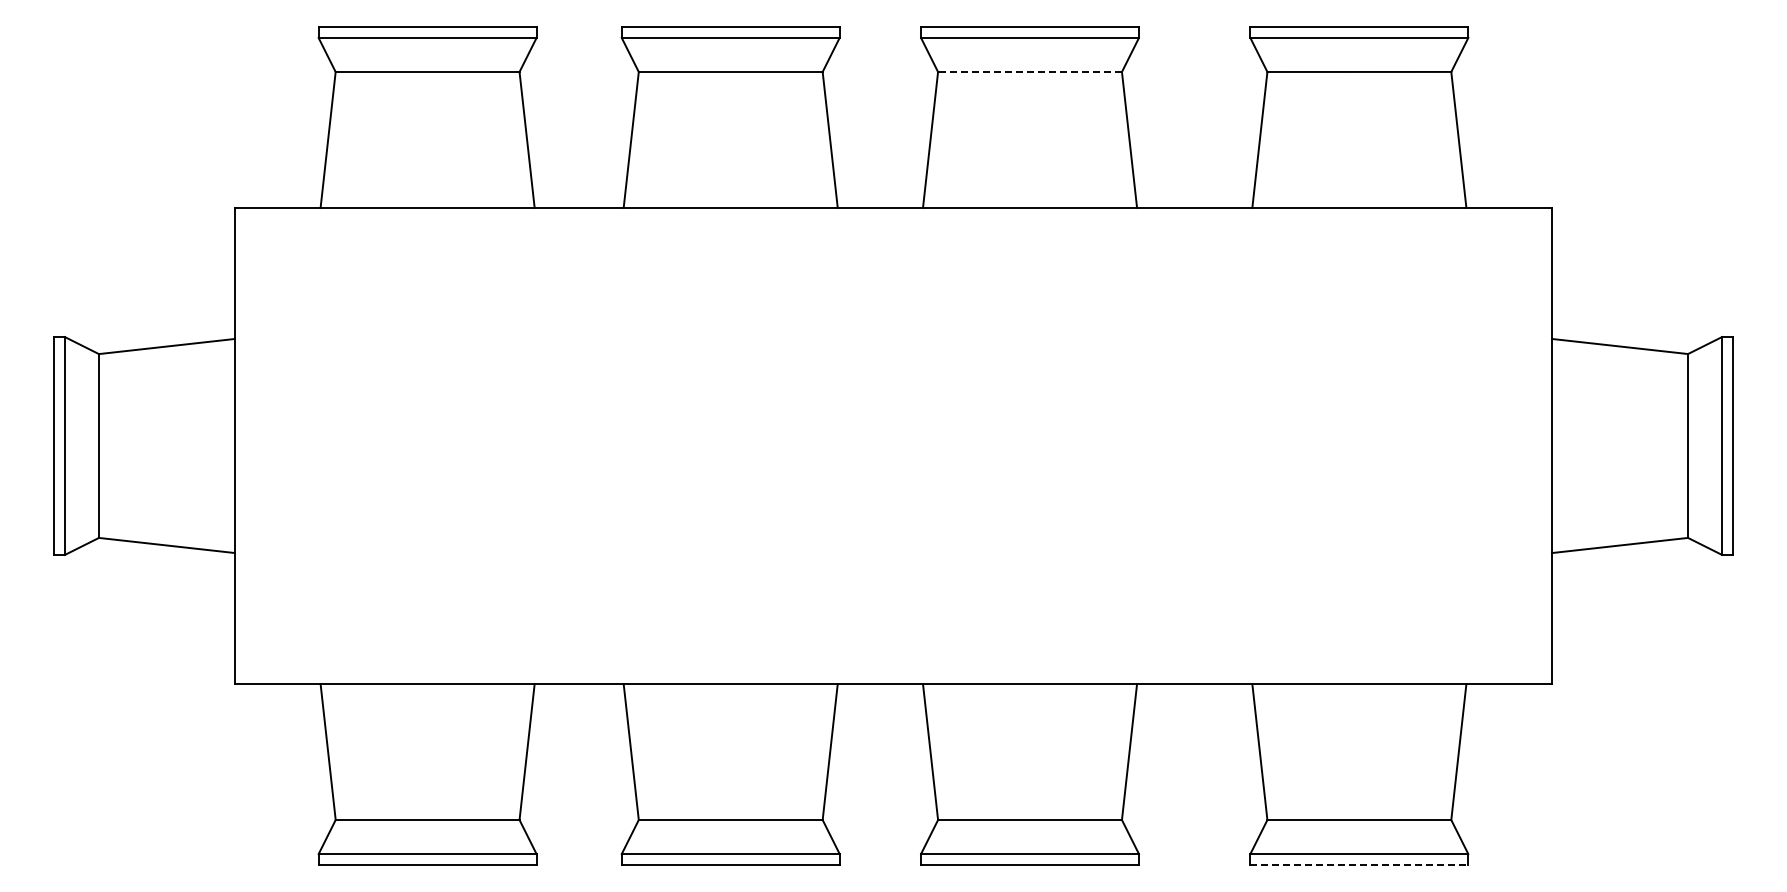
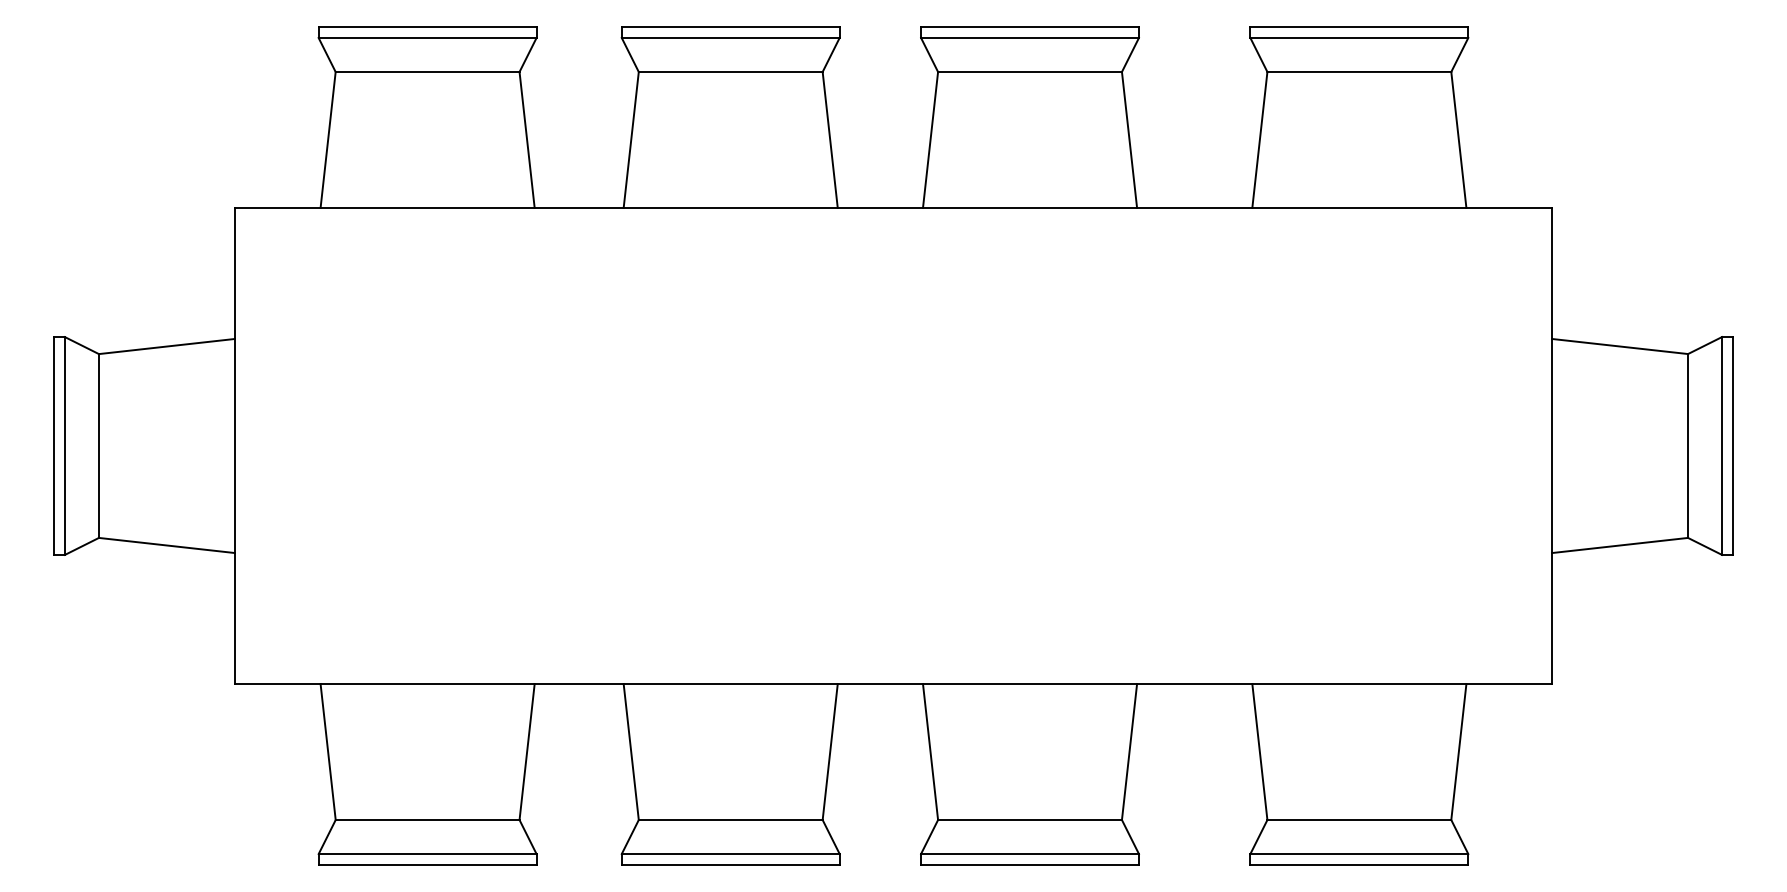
line: dashed -> solid (1030, 72)
line: dashed -> solid (1359, 865)
